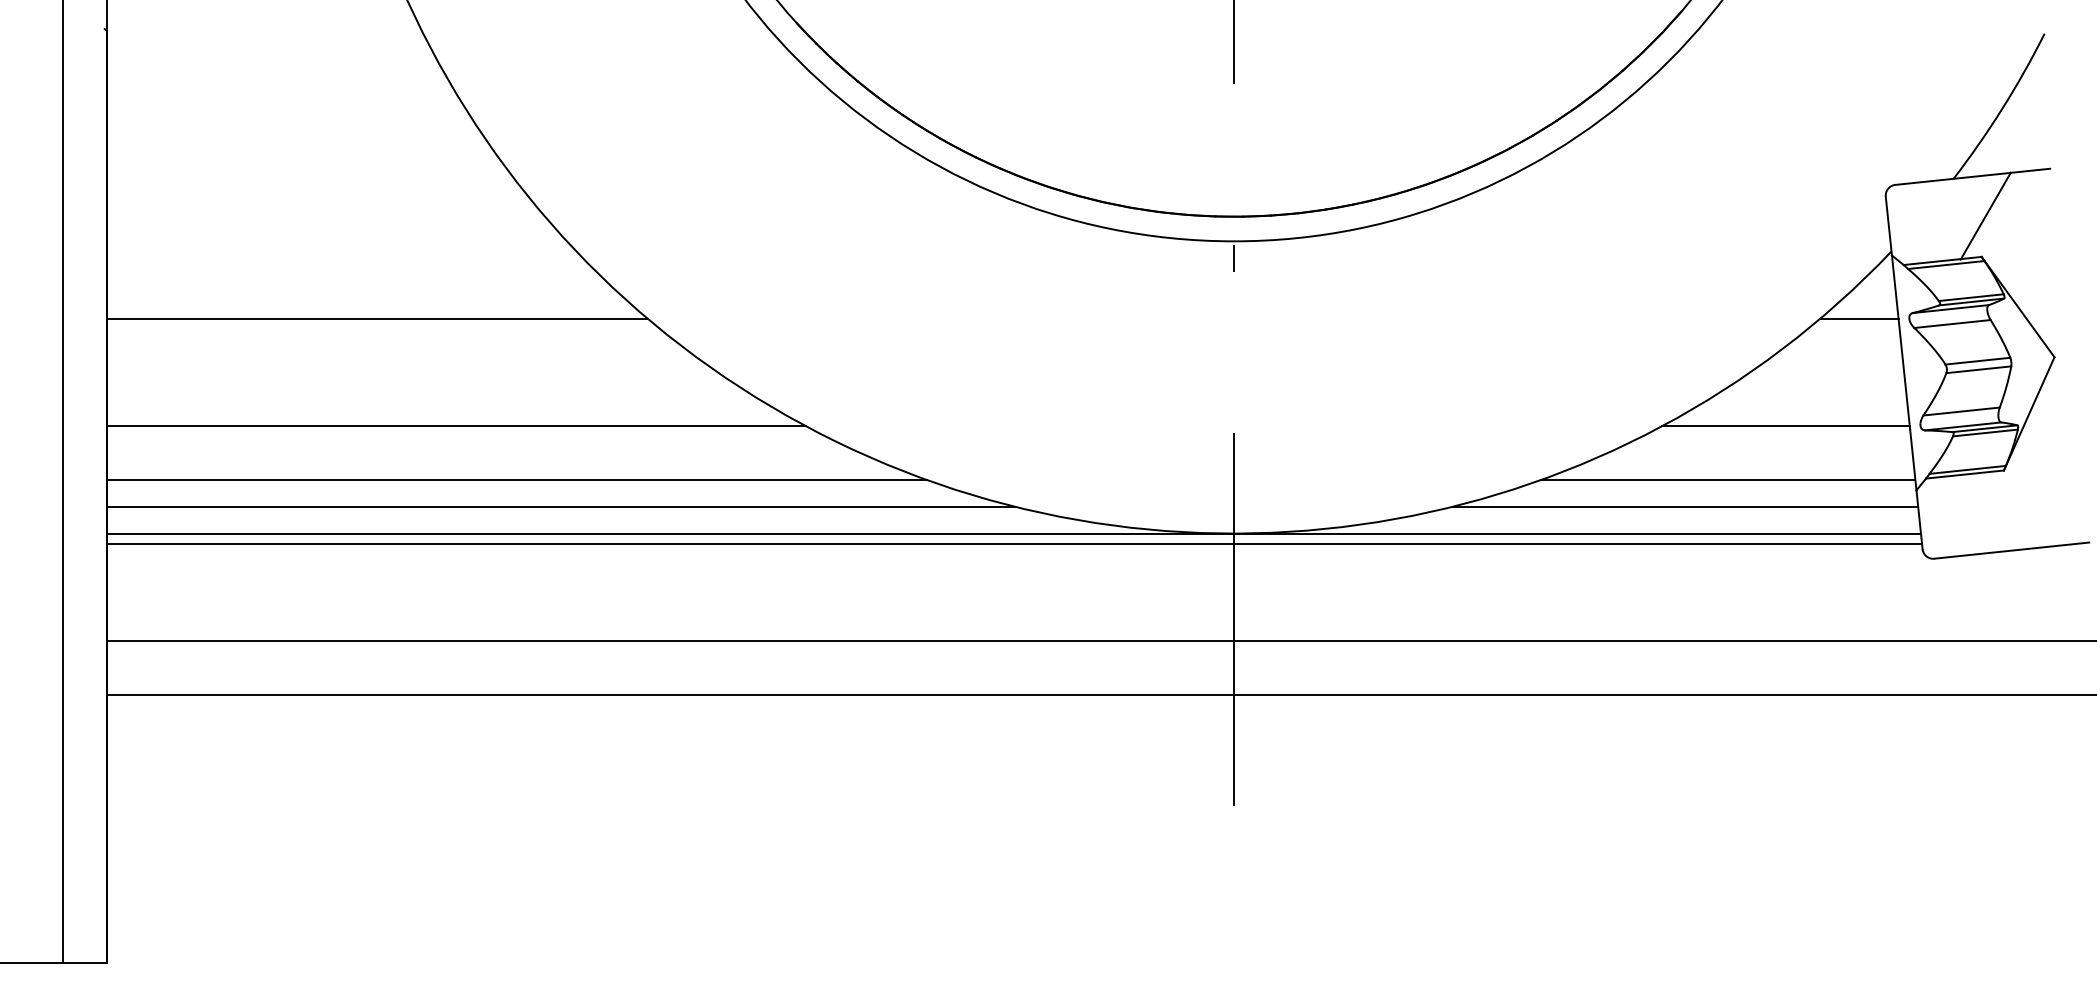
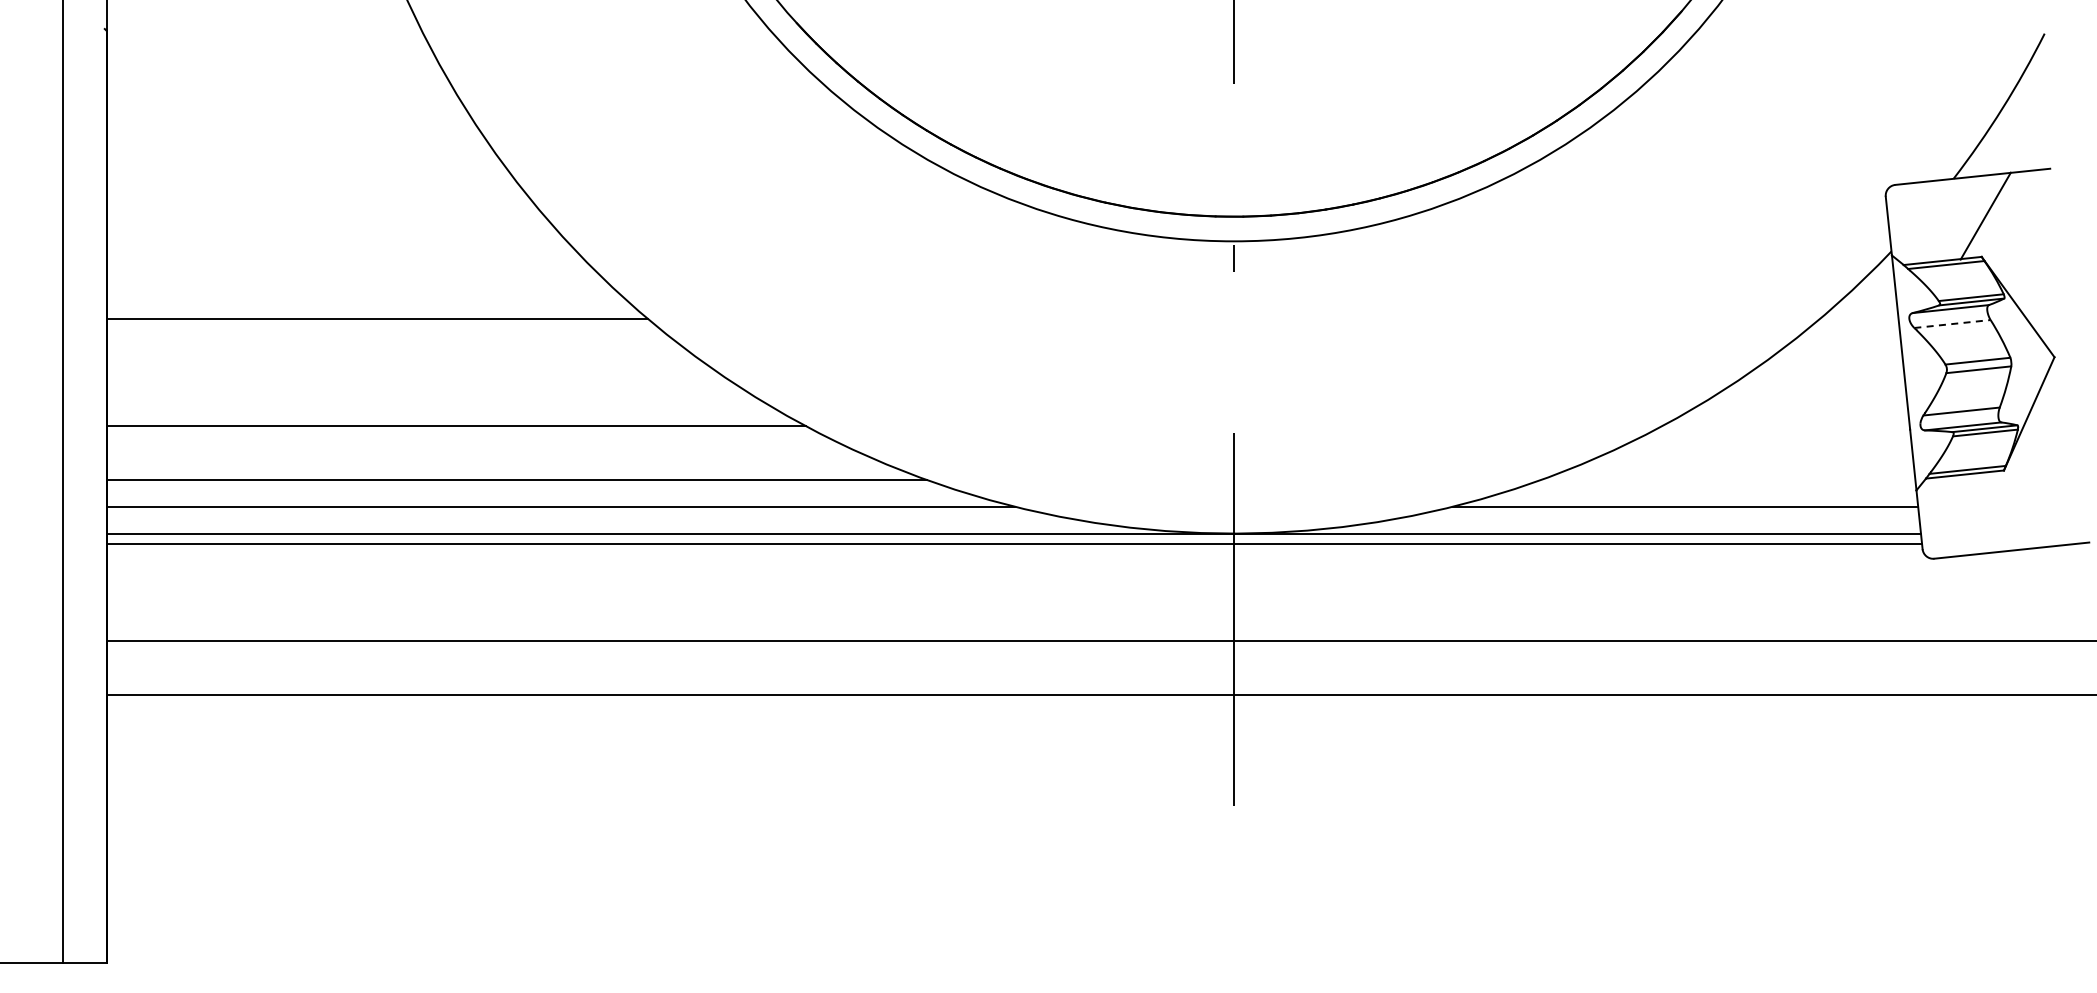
line: present -> none (1859, 318)
line: solid -> dashed (1952, 323)
line: present -> none (1785, 426)
line: present -> none (1728, 479)
